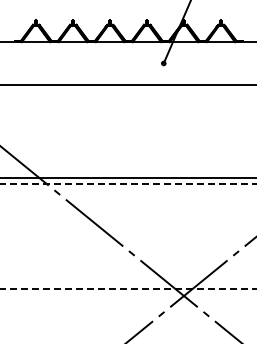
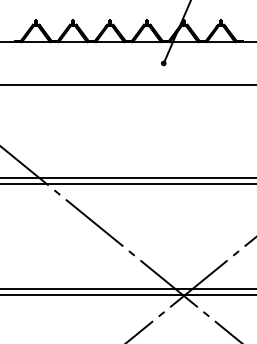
line: dashed -> solid (128, 184)
line: dashed -> solid (128, 289)
line: none -> present (127, 295)
